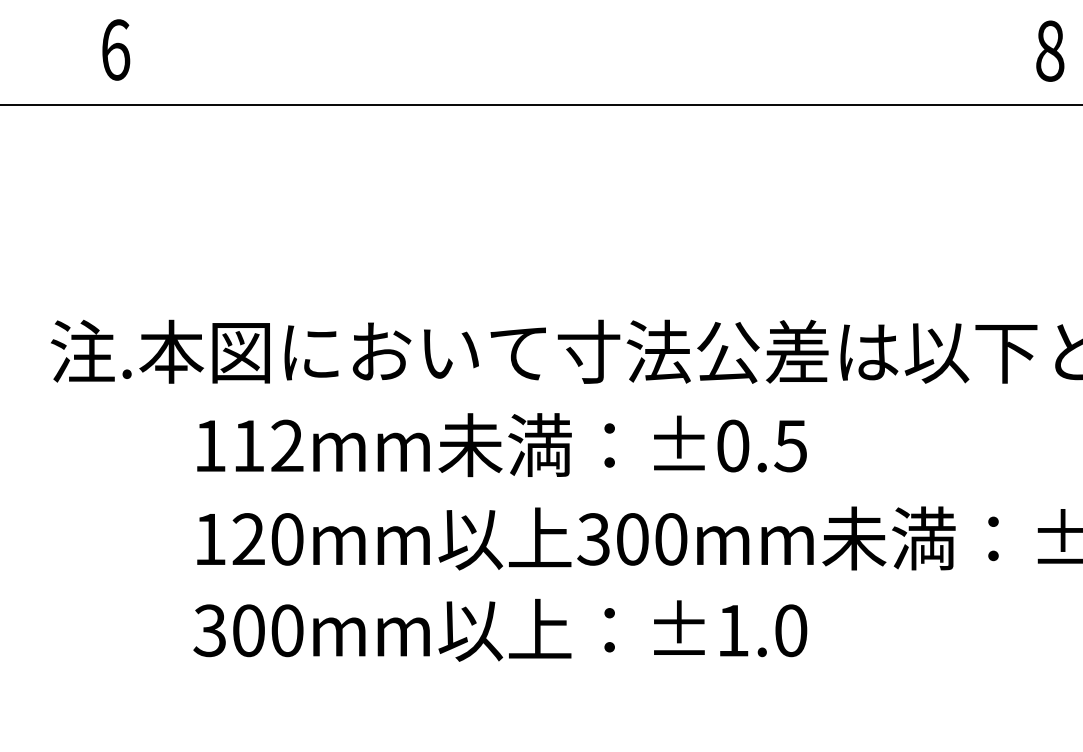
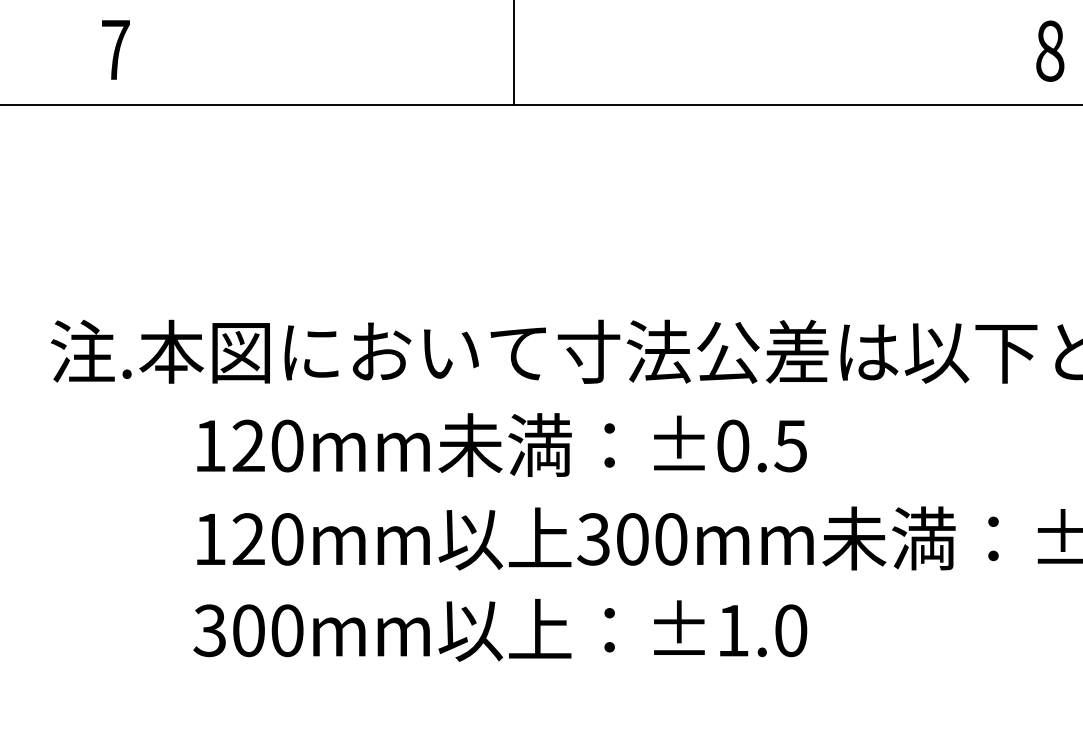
text: 6 -> 7 (116, 49)
line: none -> present (514, 53)
text: 112mm -> 120mm (267, 445)
